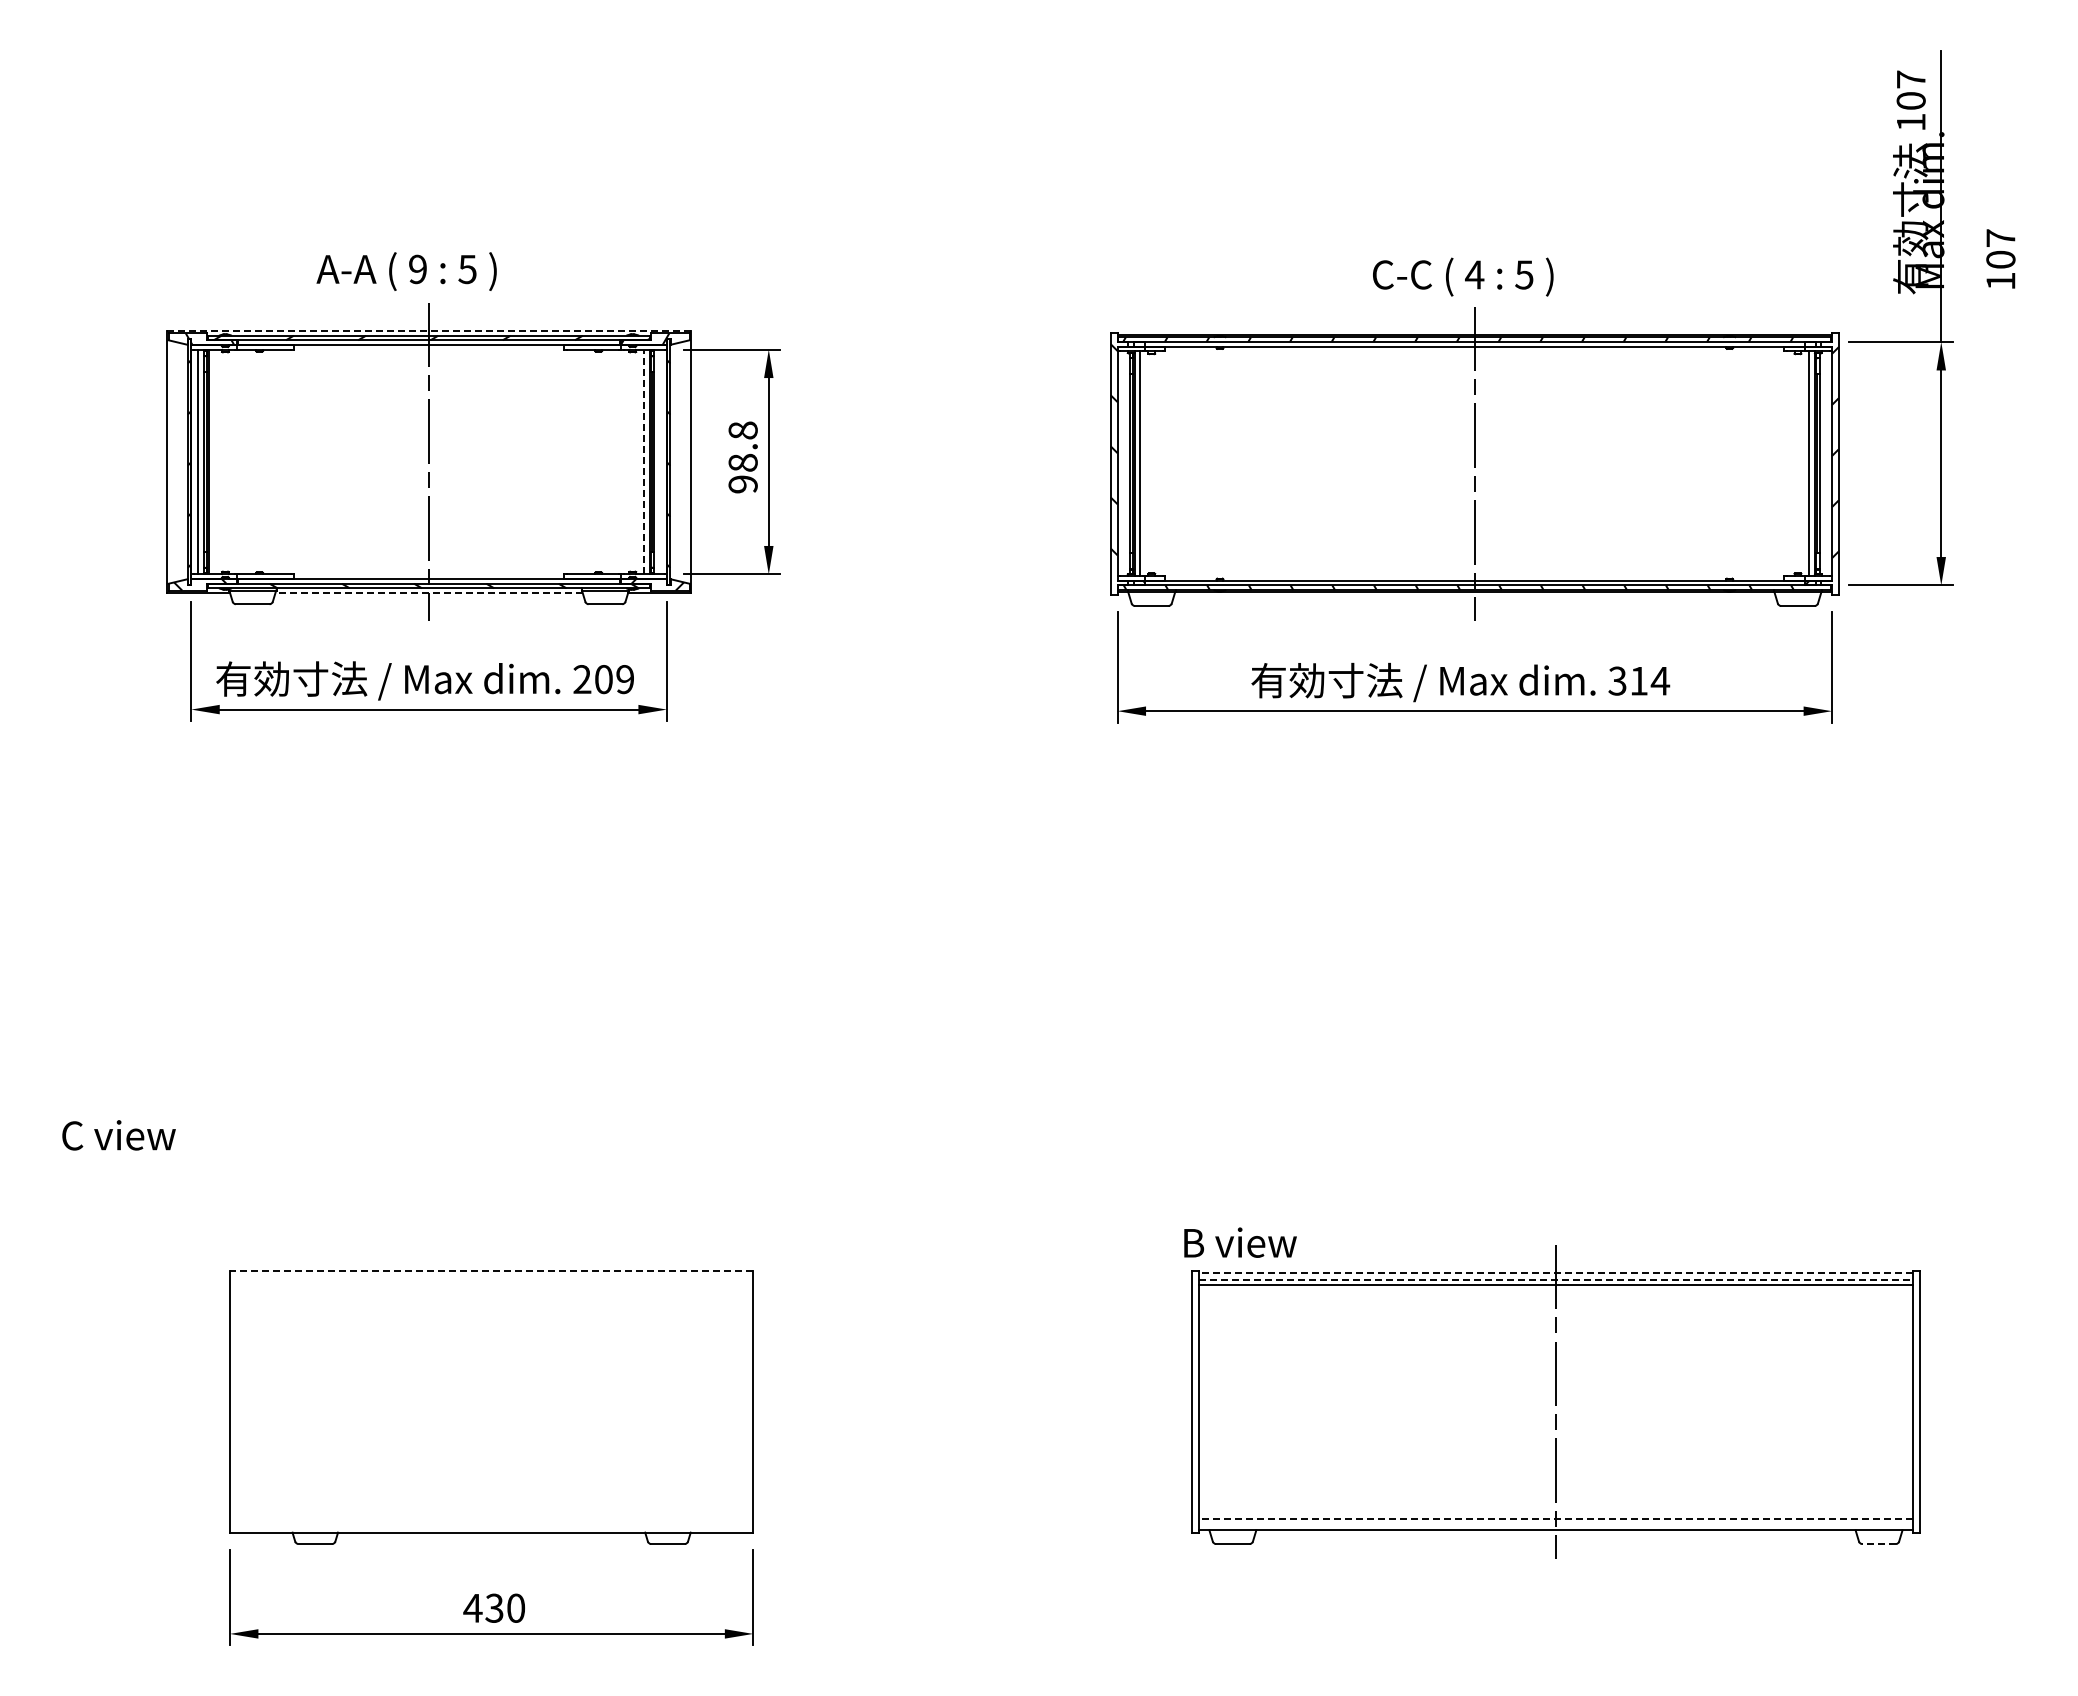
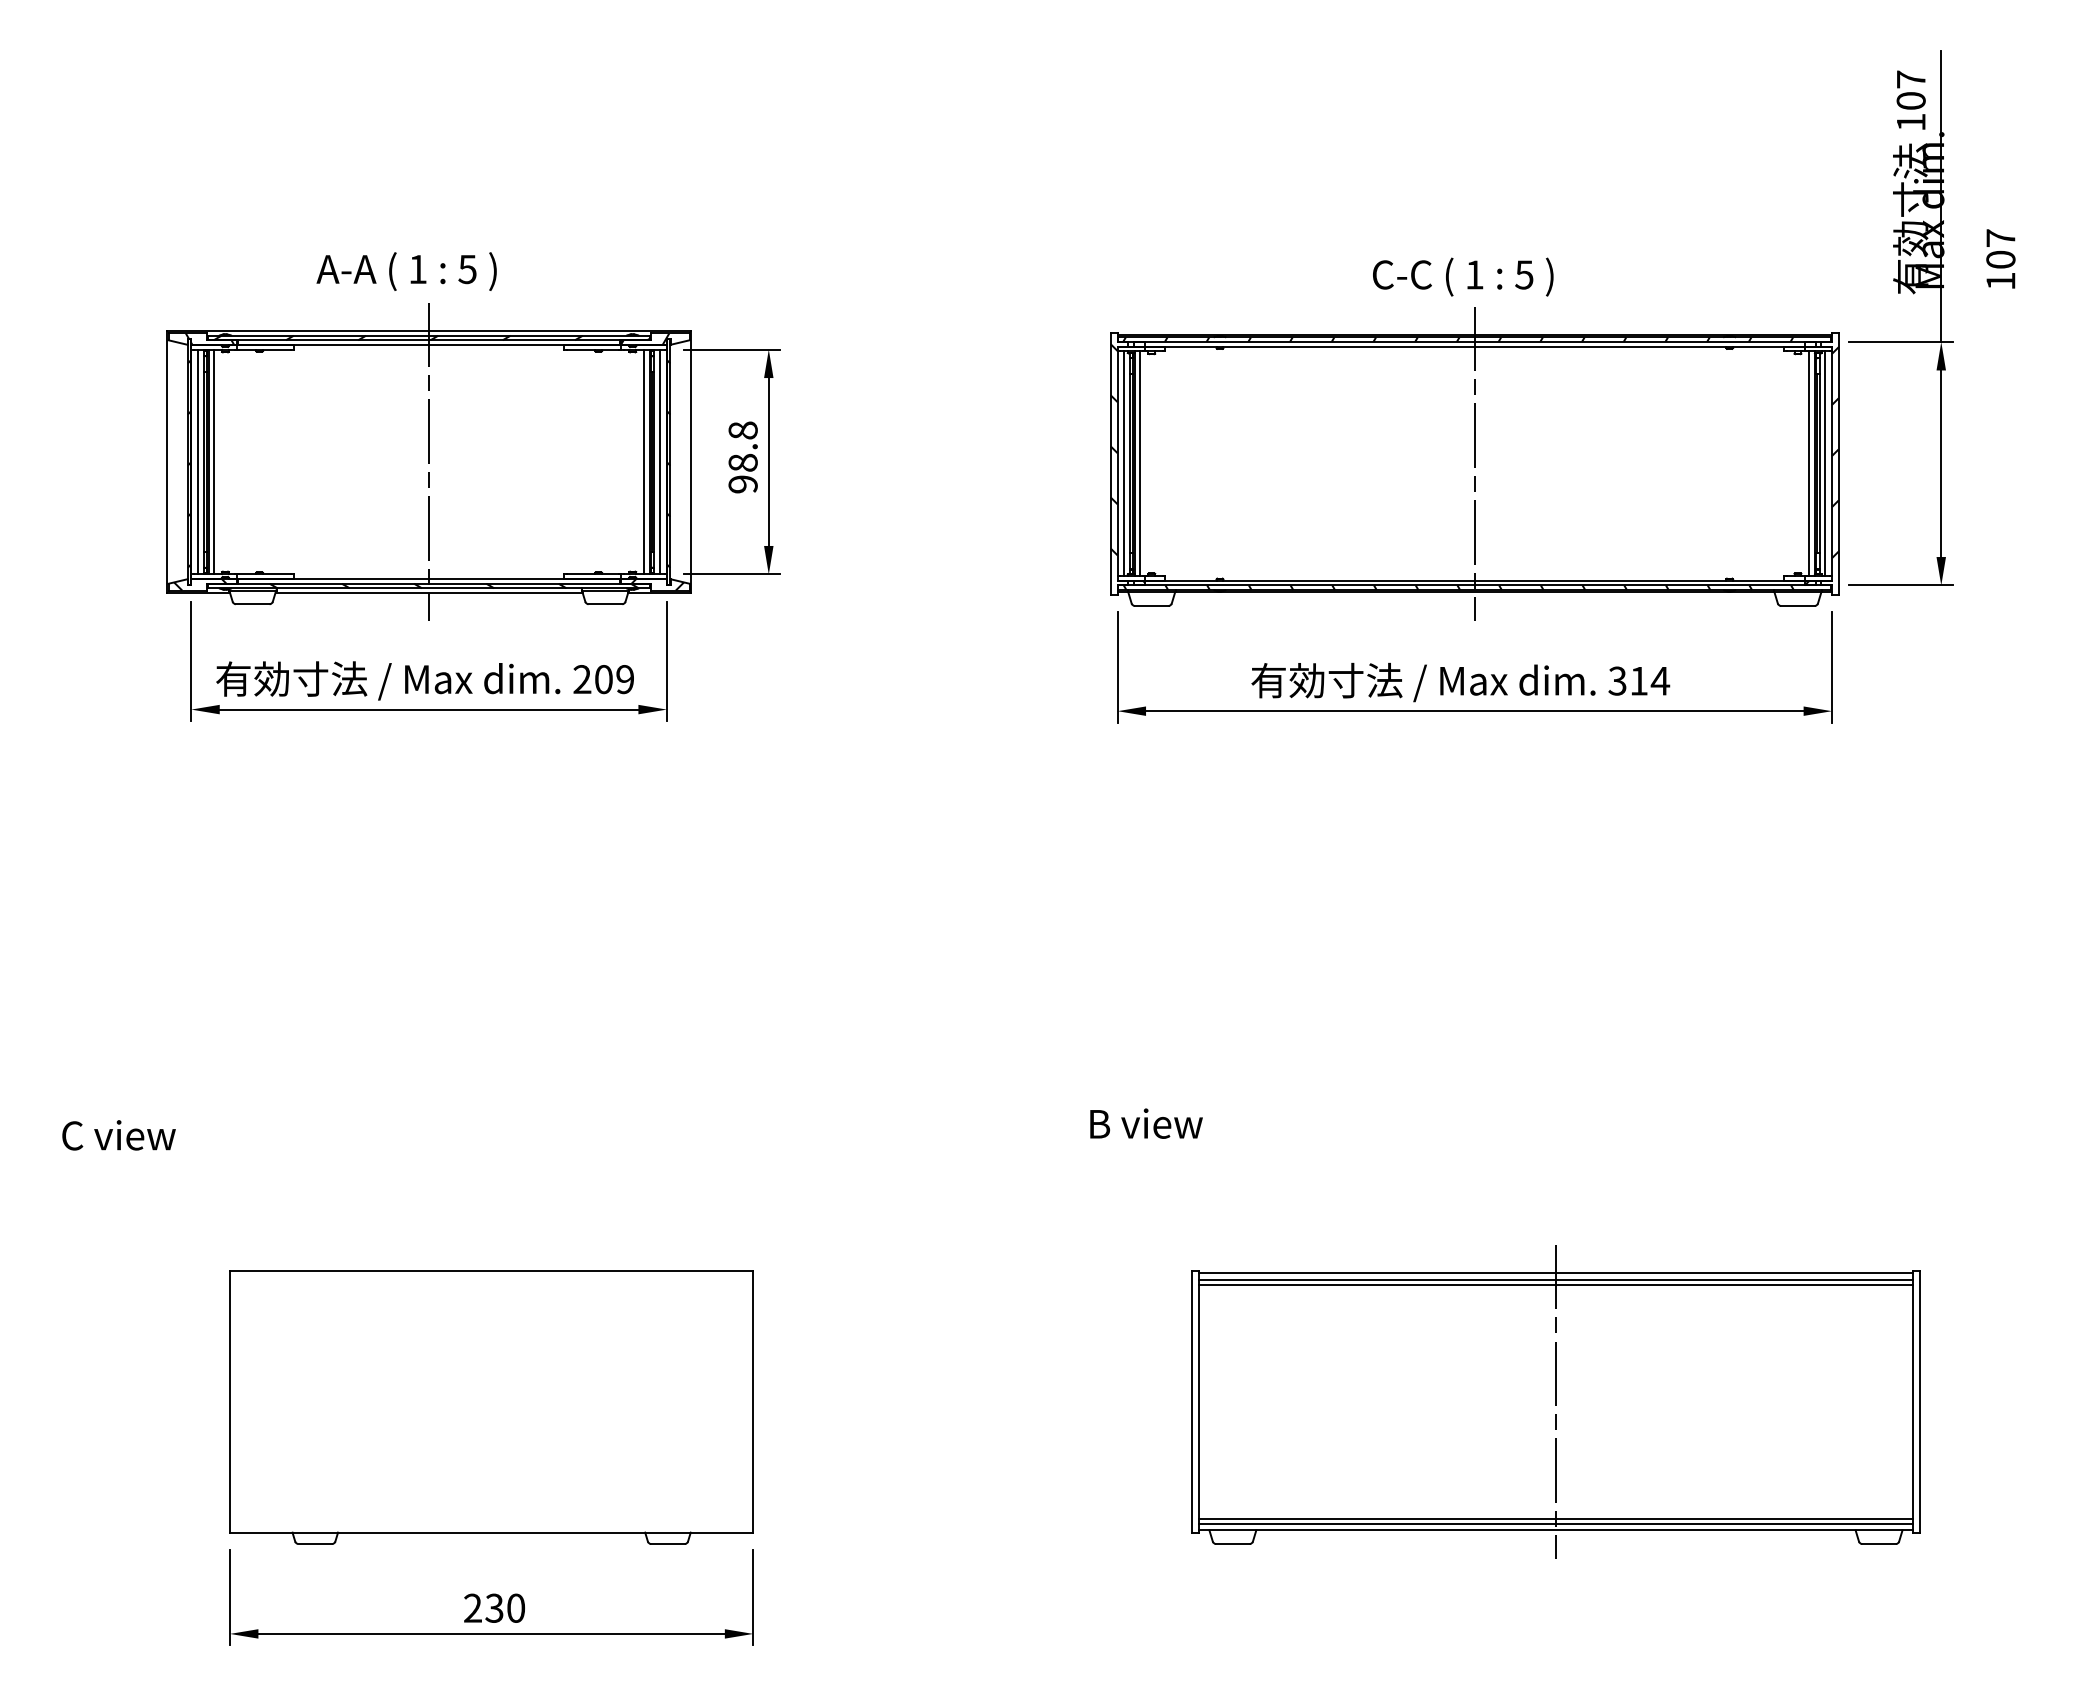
text: 9 -> 1 (417, 269)
text: 4 -> 1 (1474, 274)
line: dashed -> solid (429, 331)
line: none -> present (214, 461)
line: dashed -> solid (644, 461)
line: none -> present (660, 461)
line: none -> present (1124, 463)
line: none -> present (1825, 463)
line: dashed -> solid (429, 592)
text position: (1240, 1242) -> (1146, 1123) (1146, 1123)
line: dashed -> solid (491, 1270)
line: dashed -> solid (1555, 1273)
line: dashed -> solid (1556, 1280)
line: dashed -> solid (1555, 1518)
line: none -> present (1555, 1523)
line: dashed -> solid (1879, 1544)
text: 430 -> 230 (472, 1607)
